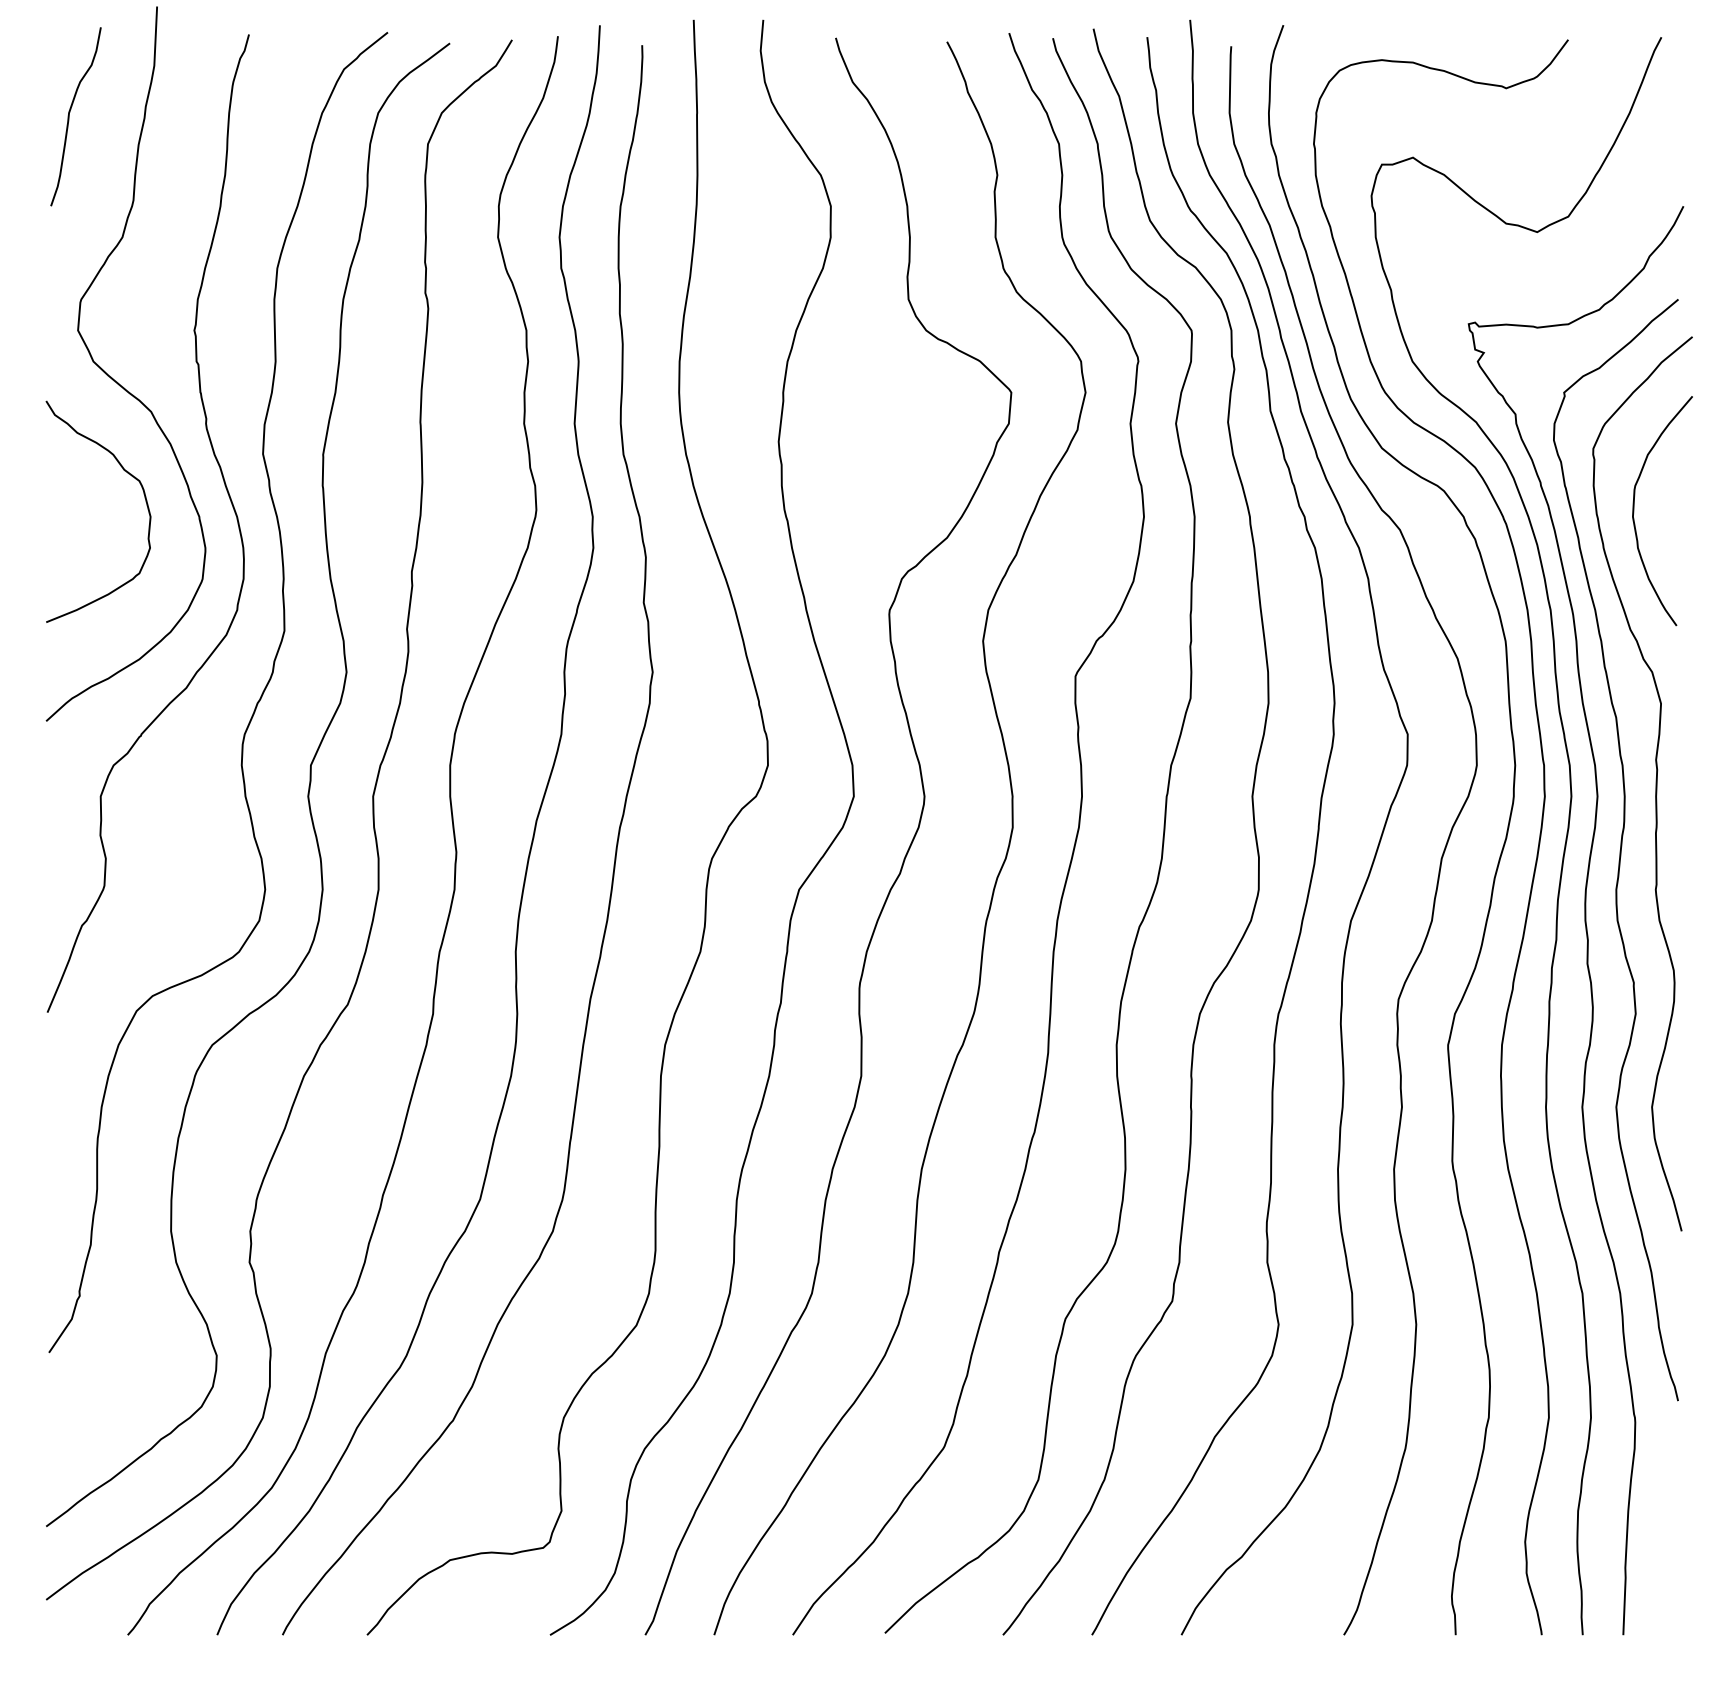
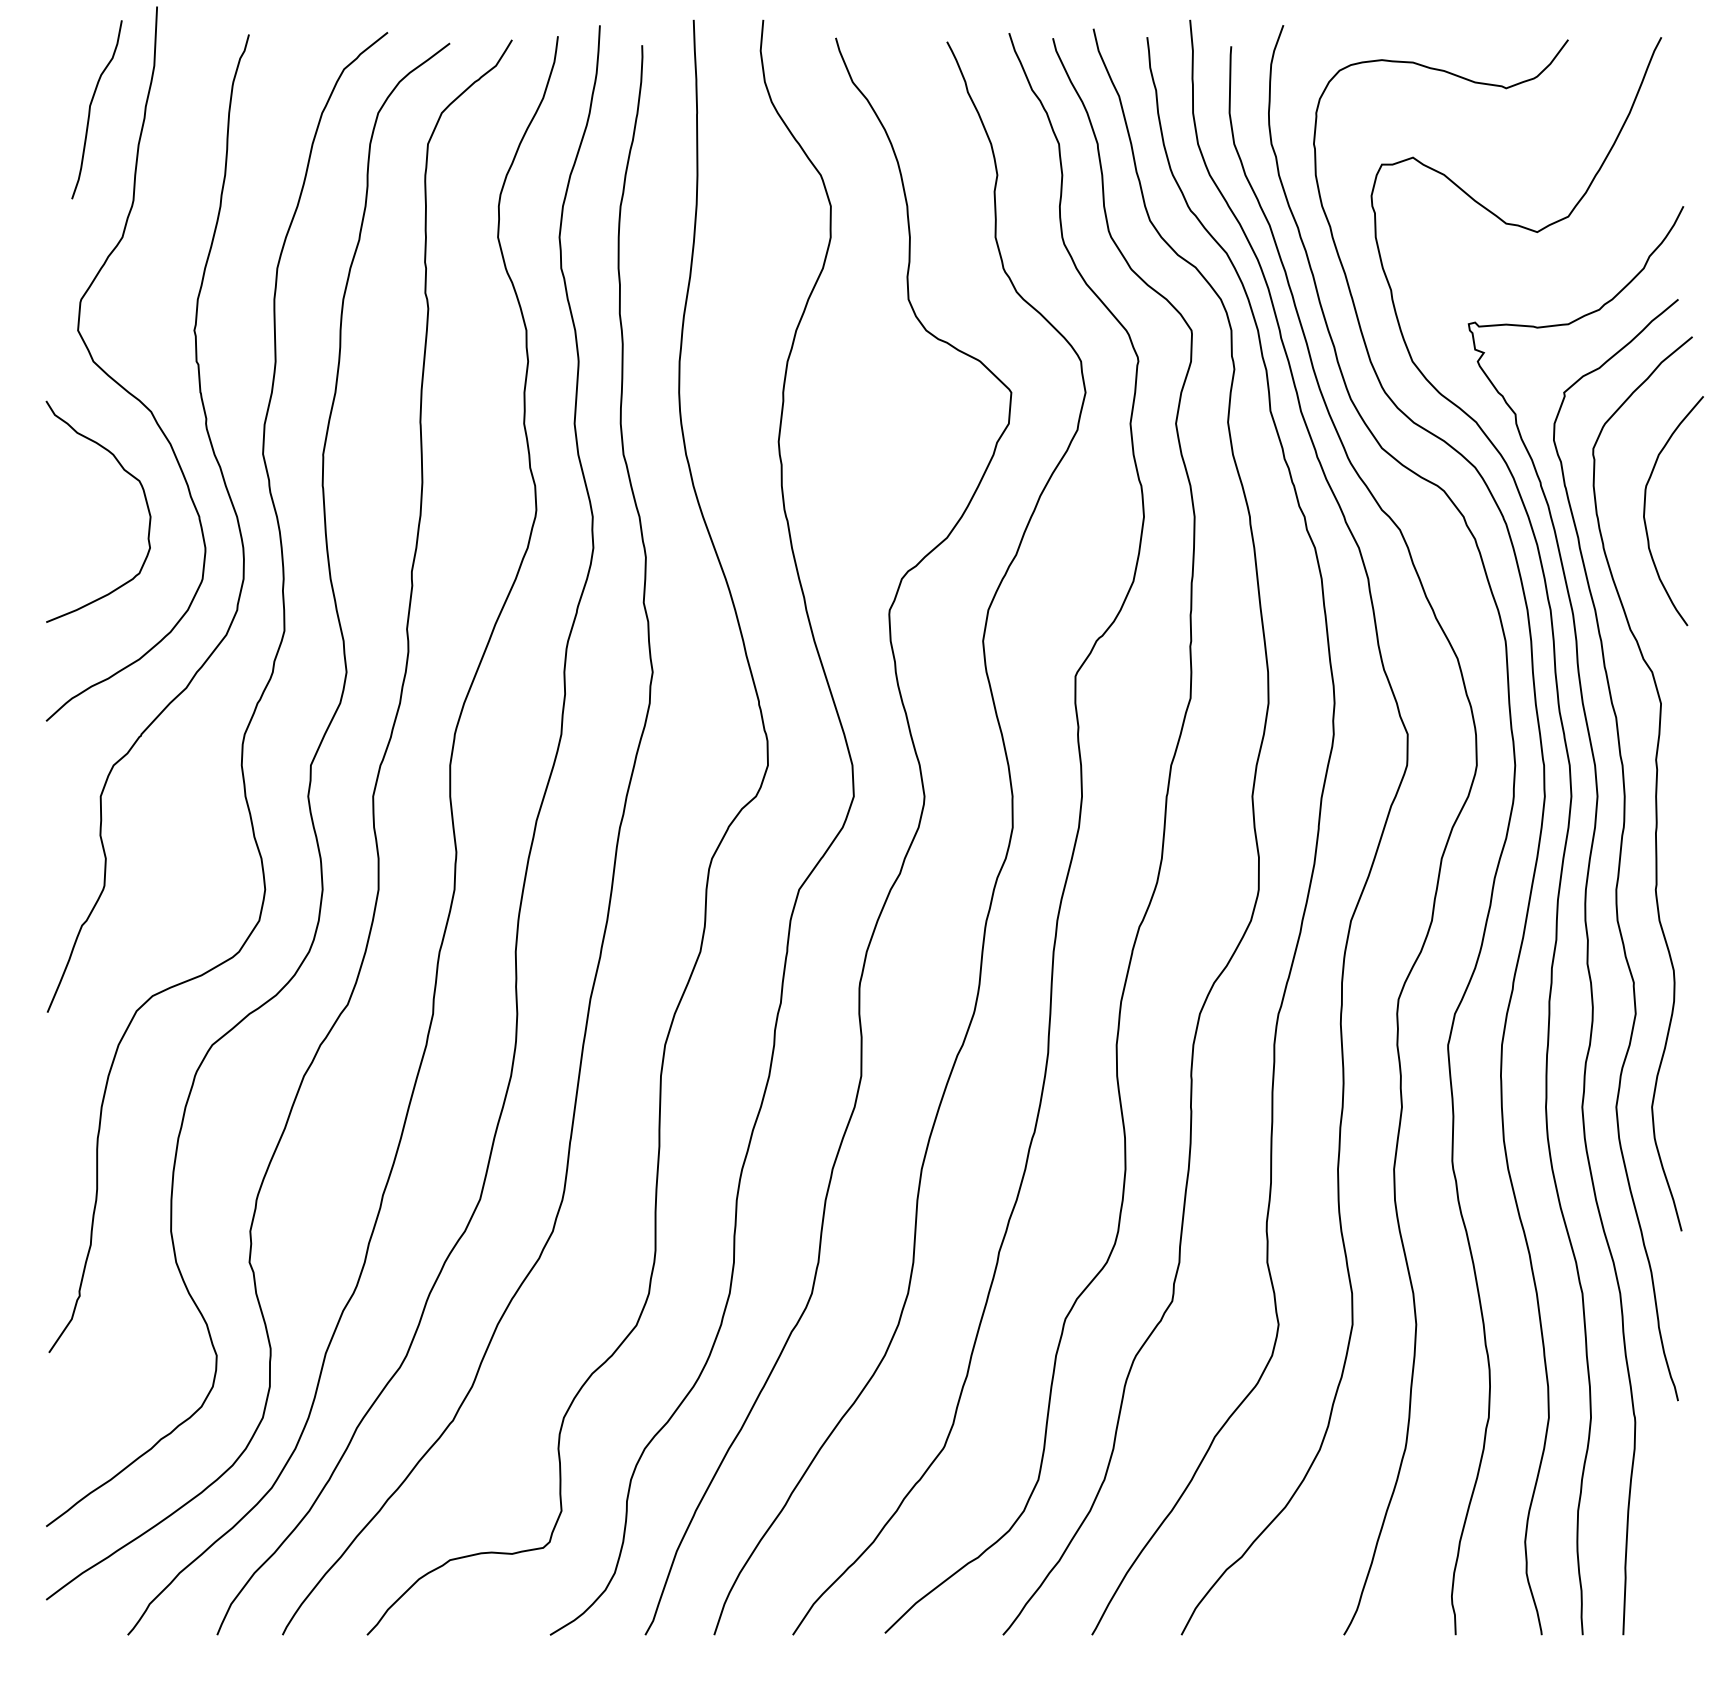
curve position: (69, 116) -> (90, 109) (90, 109)
curve position: (1634, 511) -> (1645, 511) (1645, 511)
